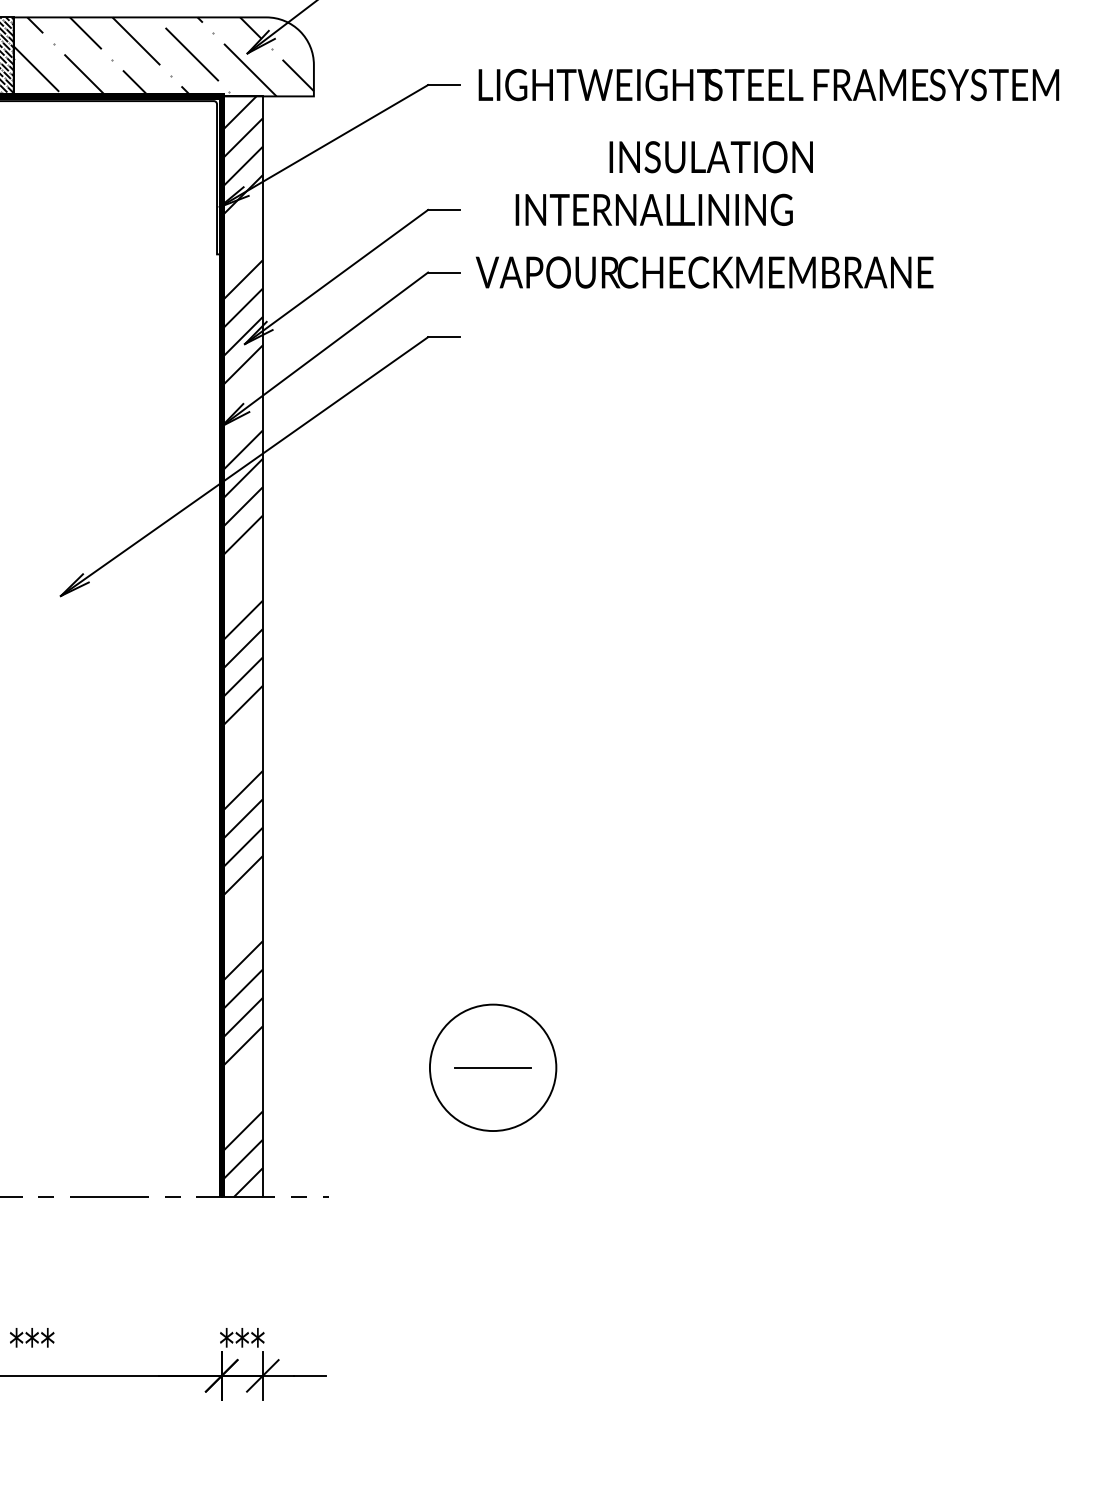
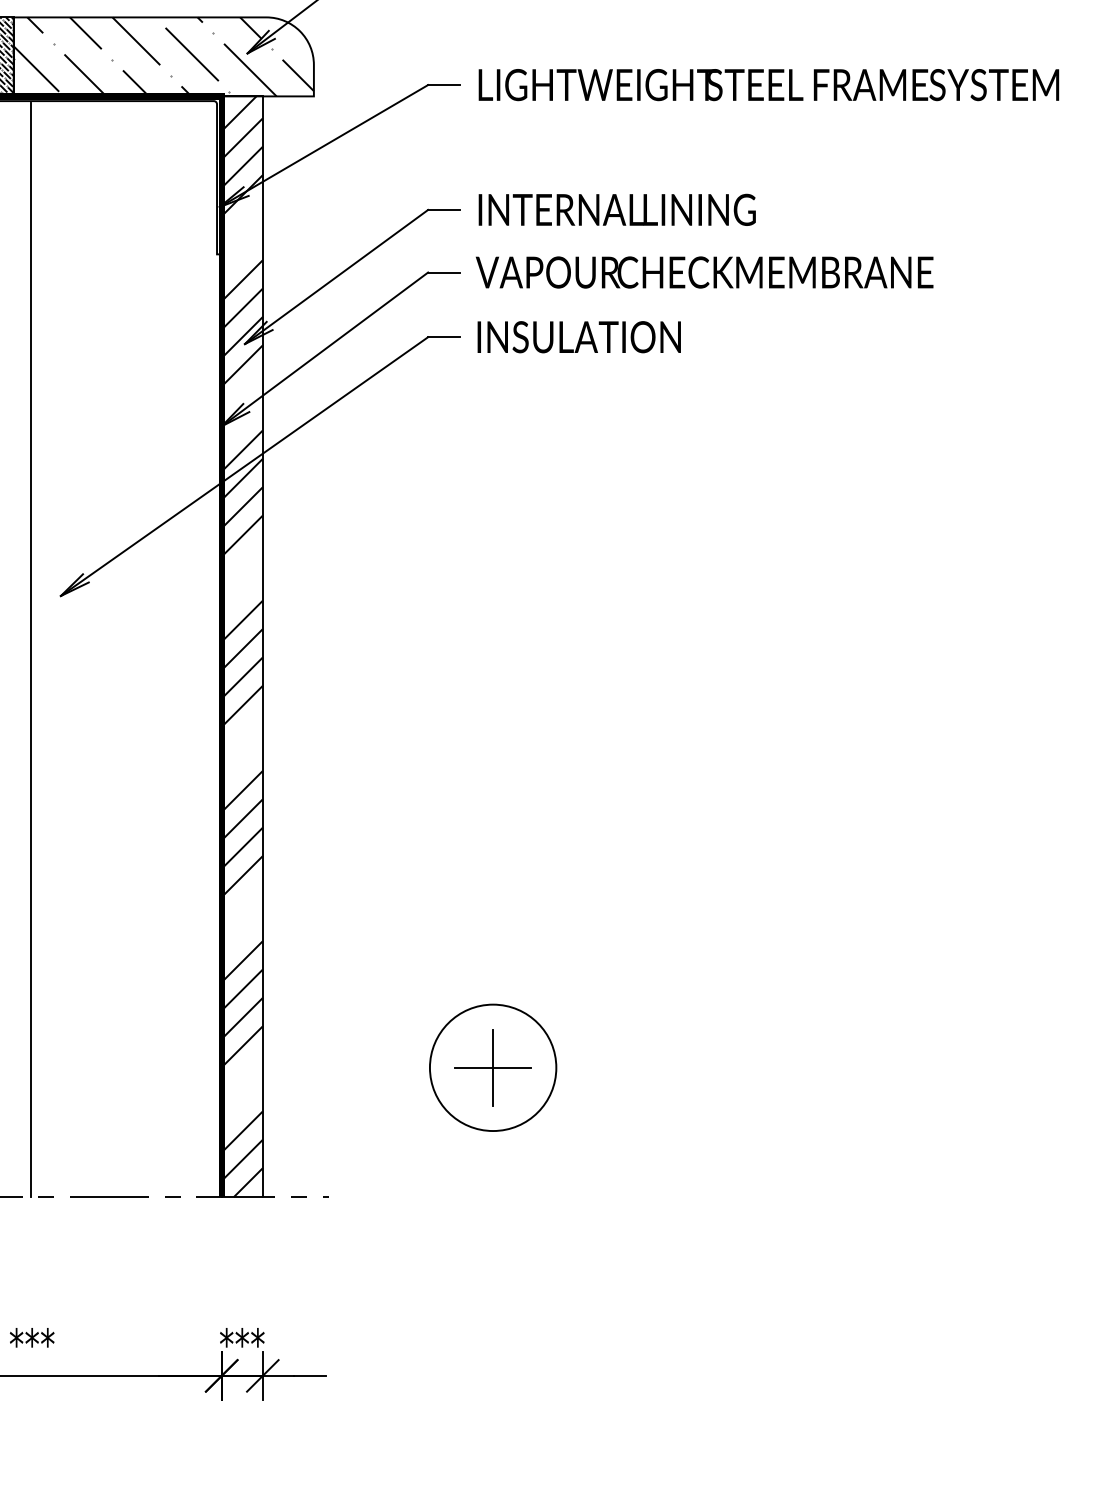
text position: (710, 157) -> (578, 337) (578, 337)
text position: (653, 209) -> (616, 209) (616, 209)
line: none -> present (31, 649)
line: none -> present (493, 1067)
